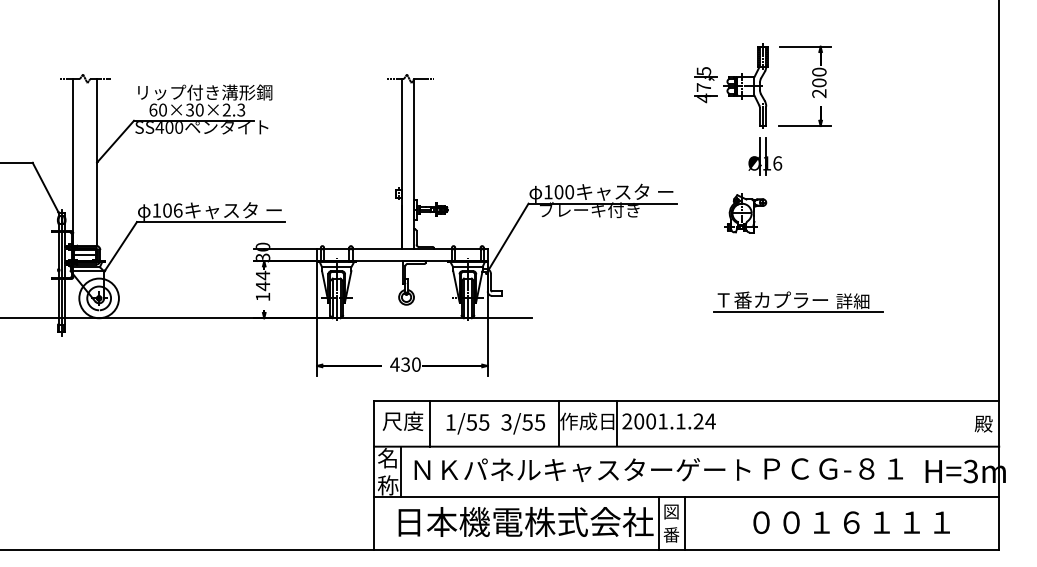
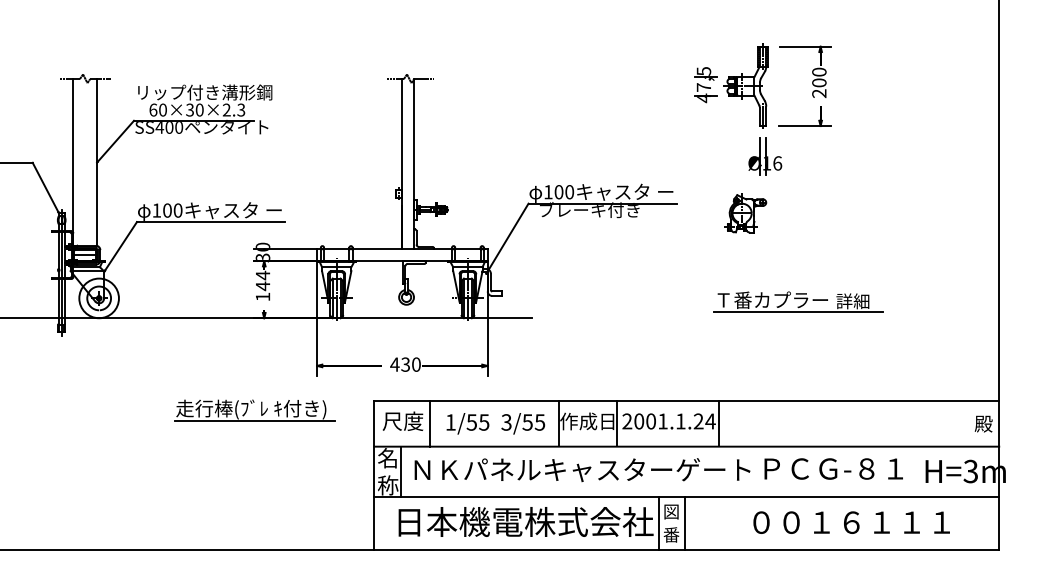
text: 106 -> 100 (177, 210)
part: none -> present (247, 410)
line: none -> present (718, 423)
